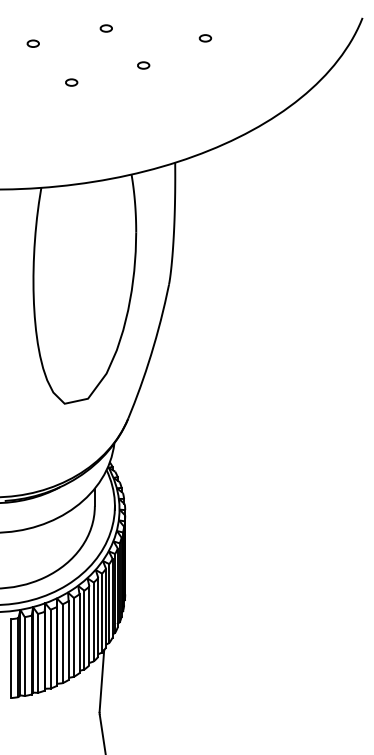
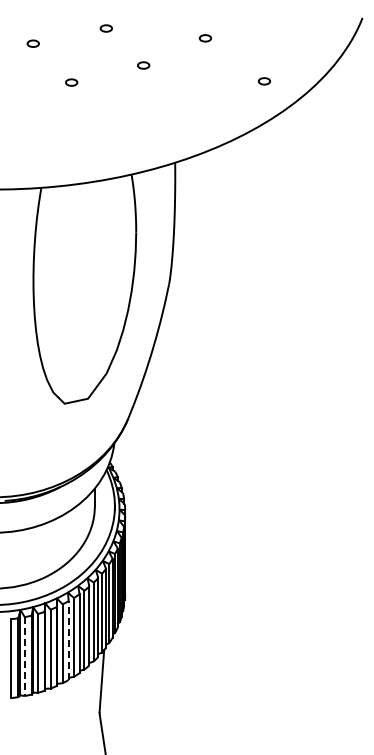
part: none -> present (264, 81)
line: solid -> dashed (68, 640)
line: solid -> dashed (24, 657)
